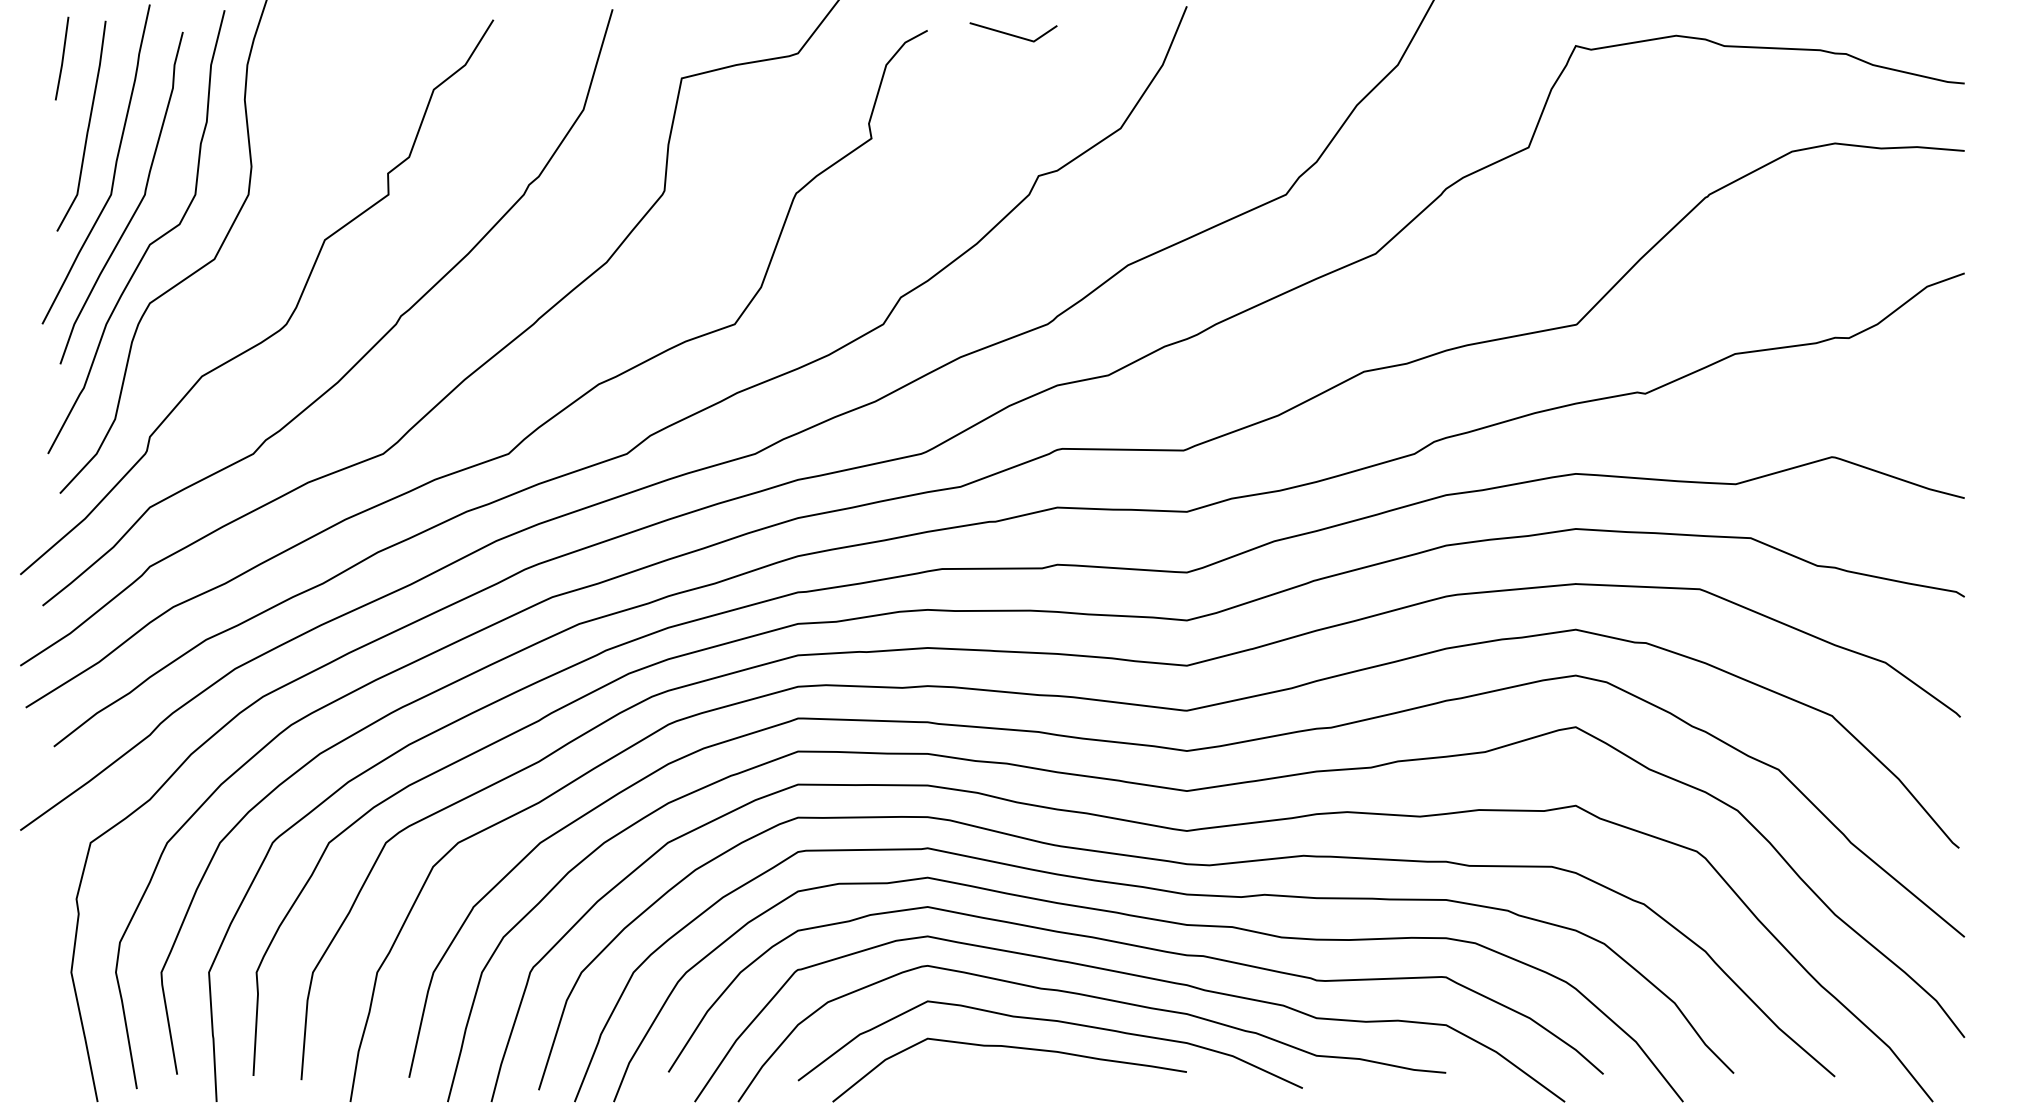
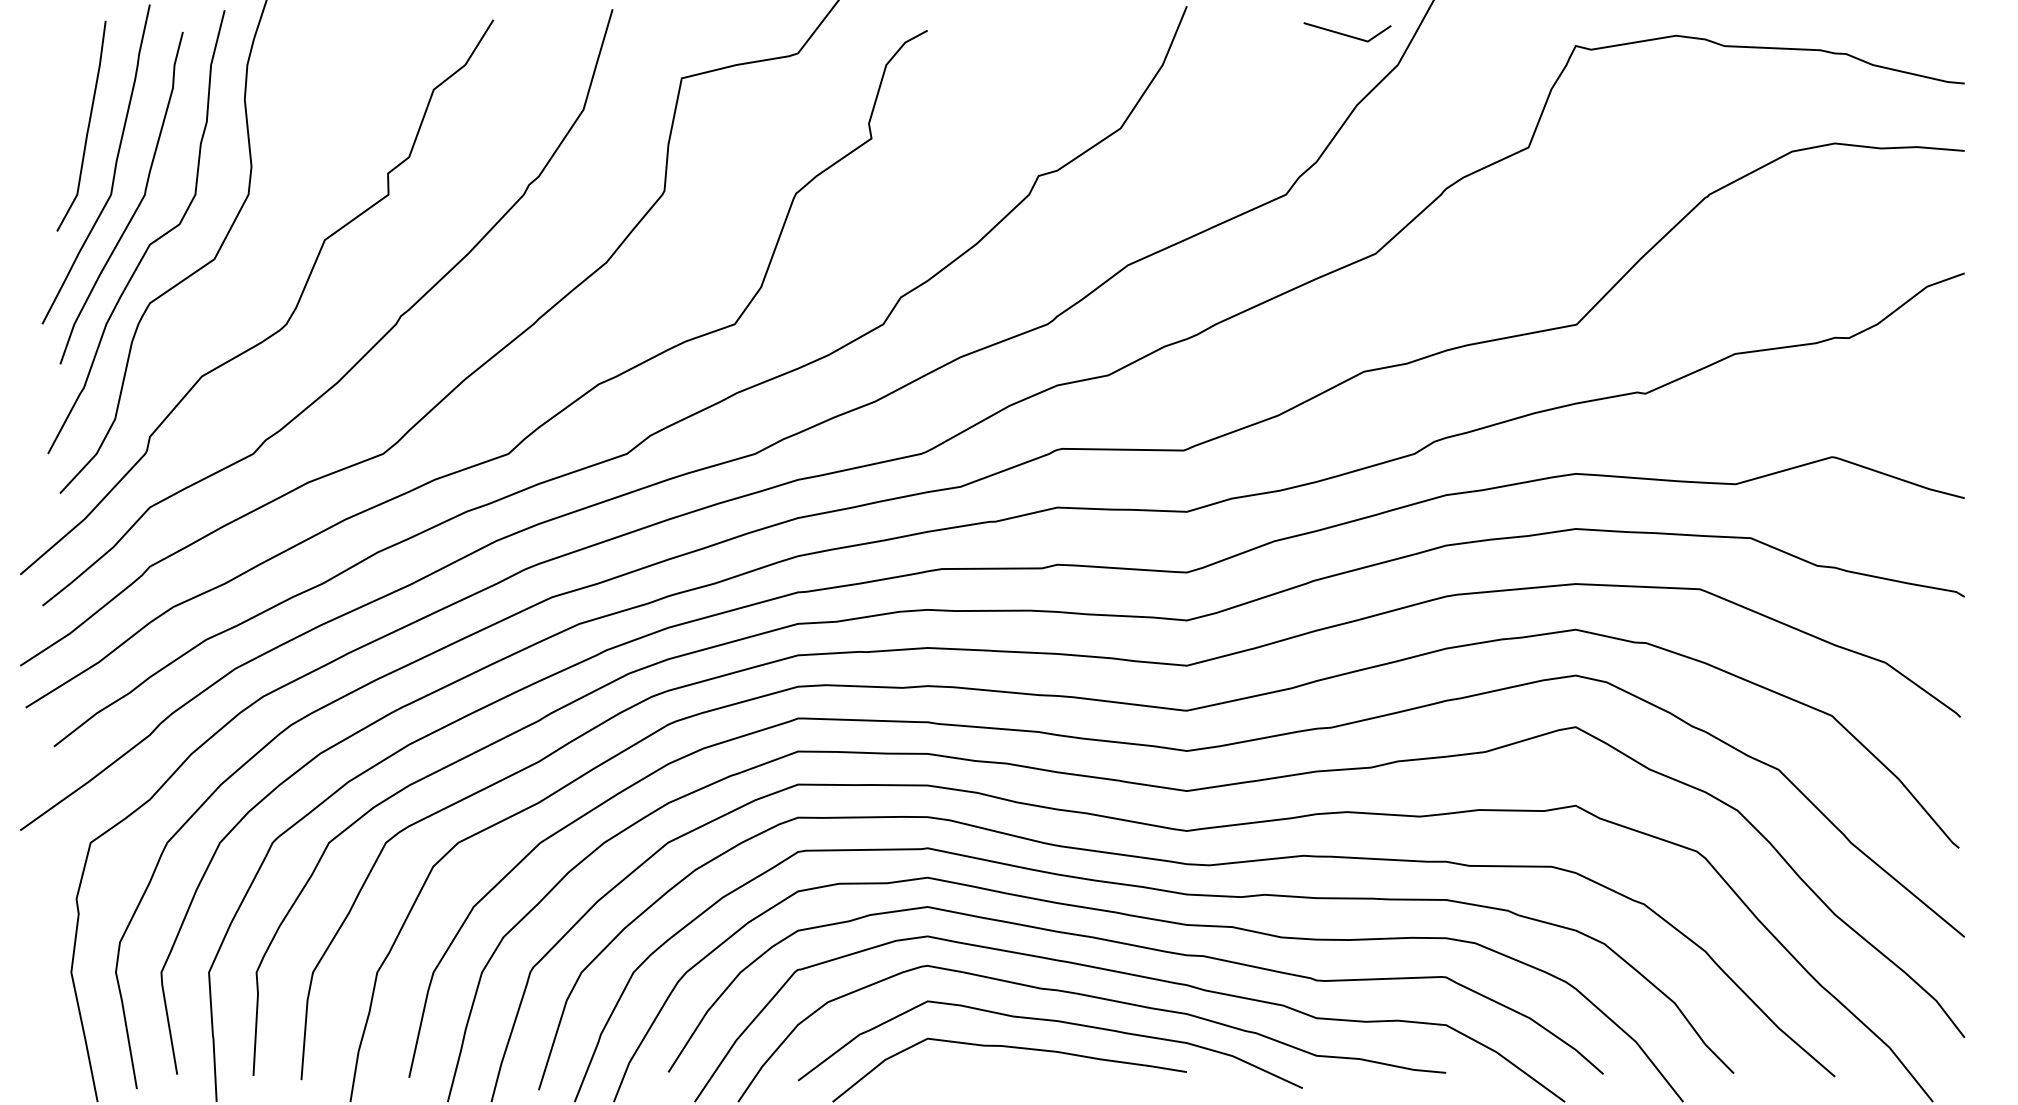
line position: (1013, 34) -> (1347, 34) (1347, 34)
line: present -> none (62, 58)
